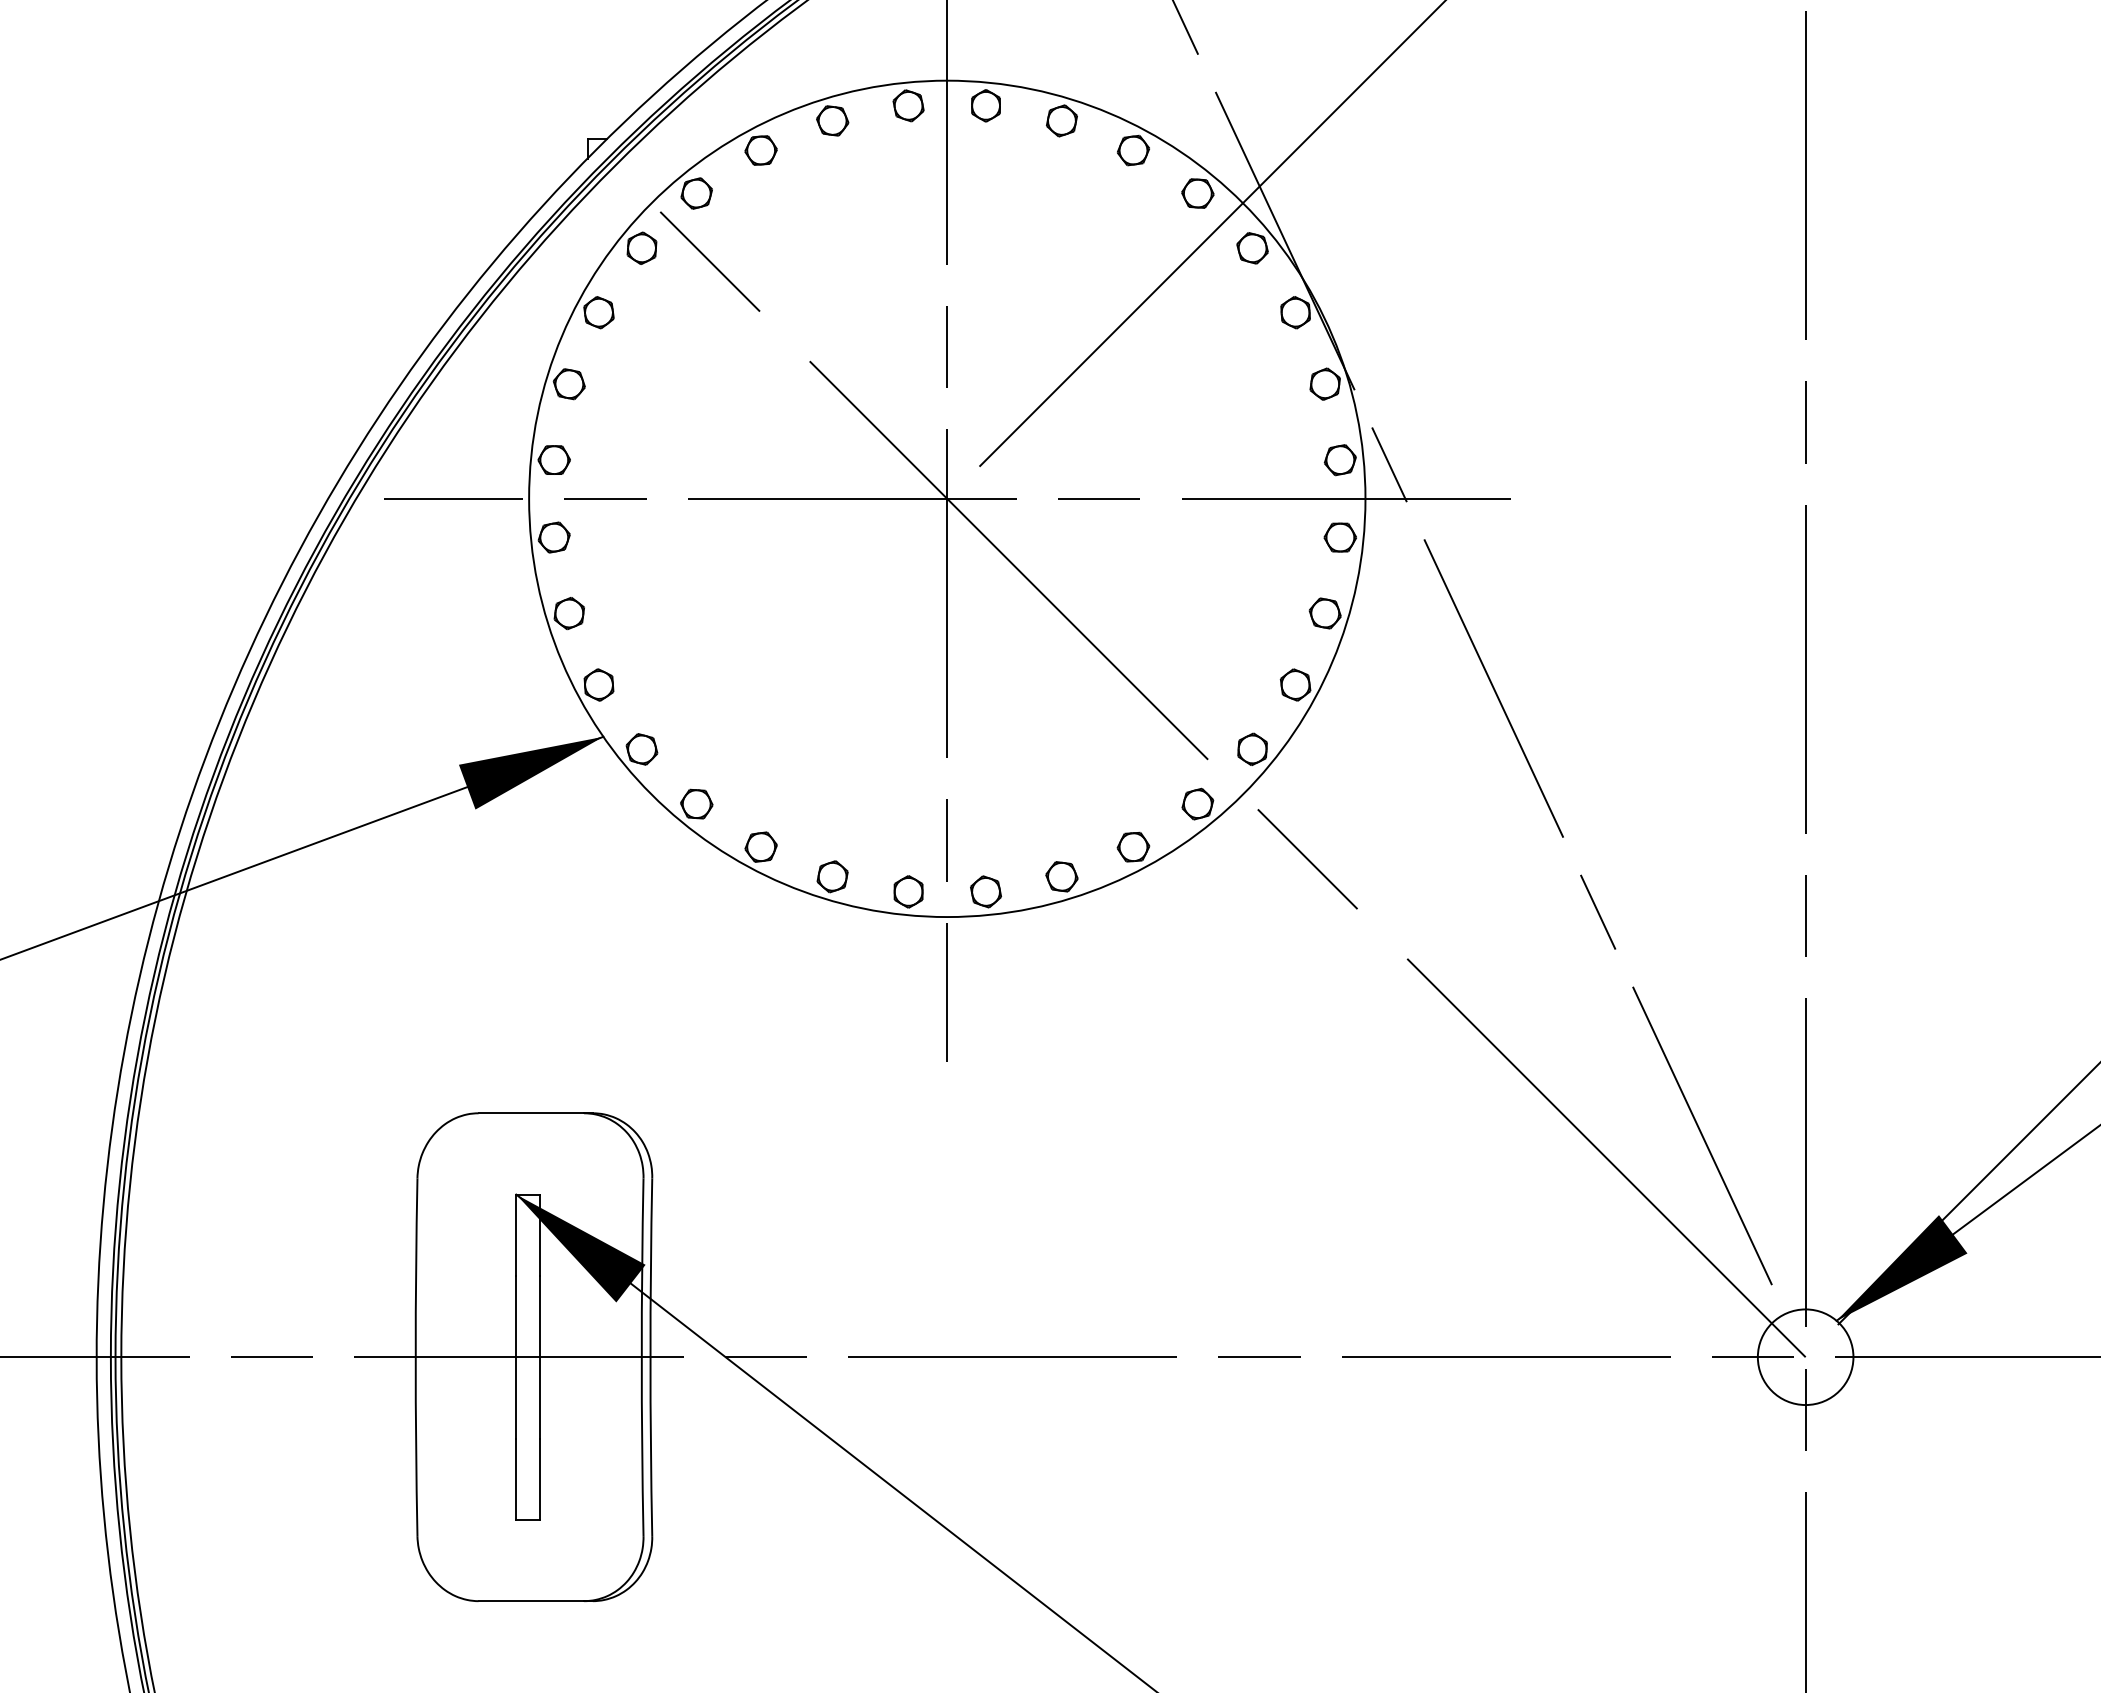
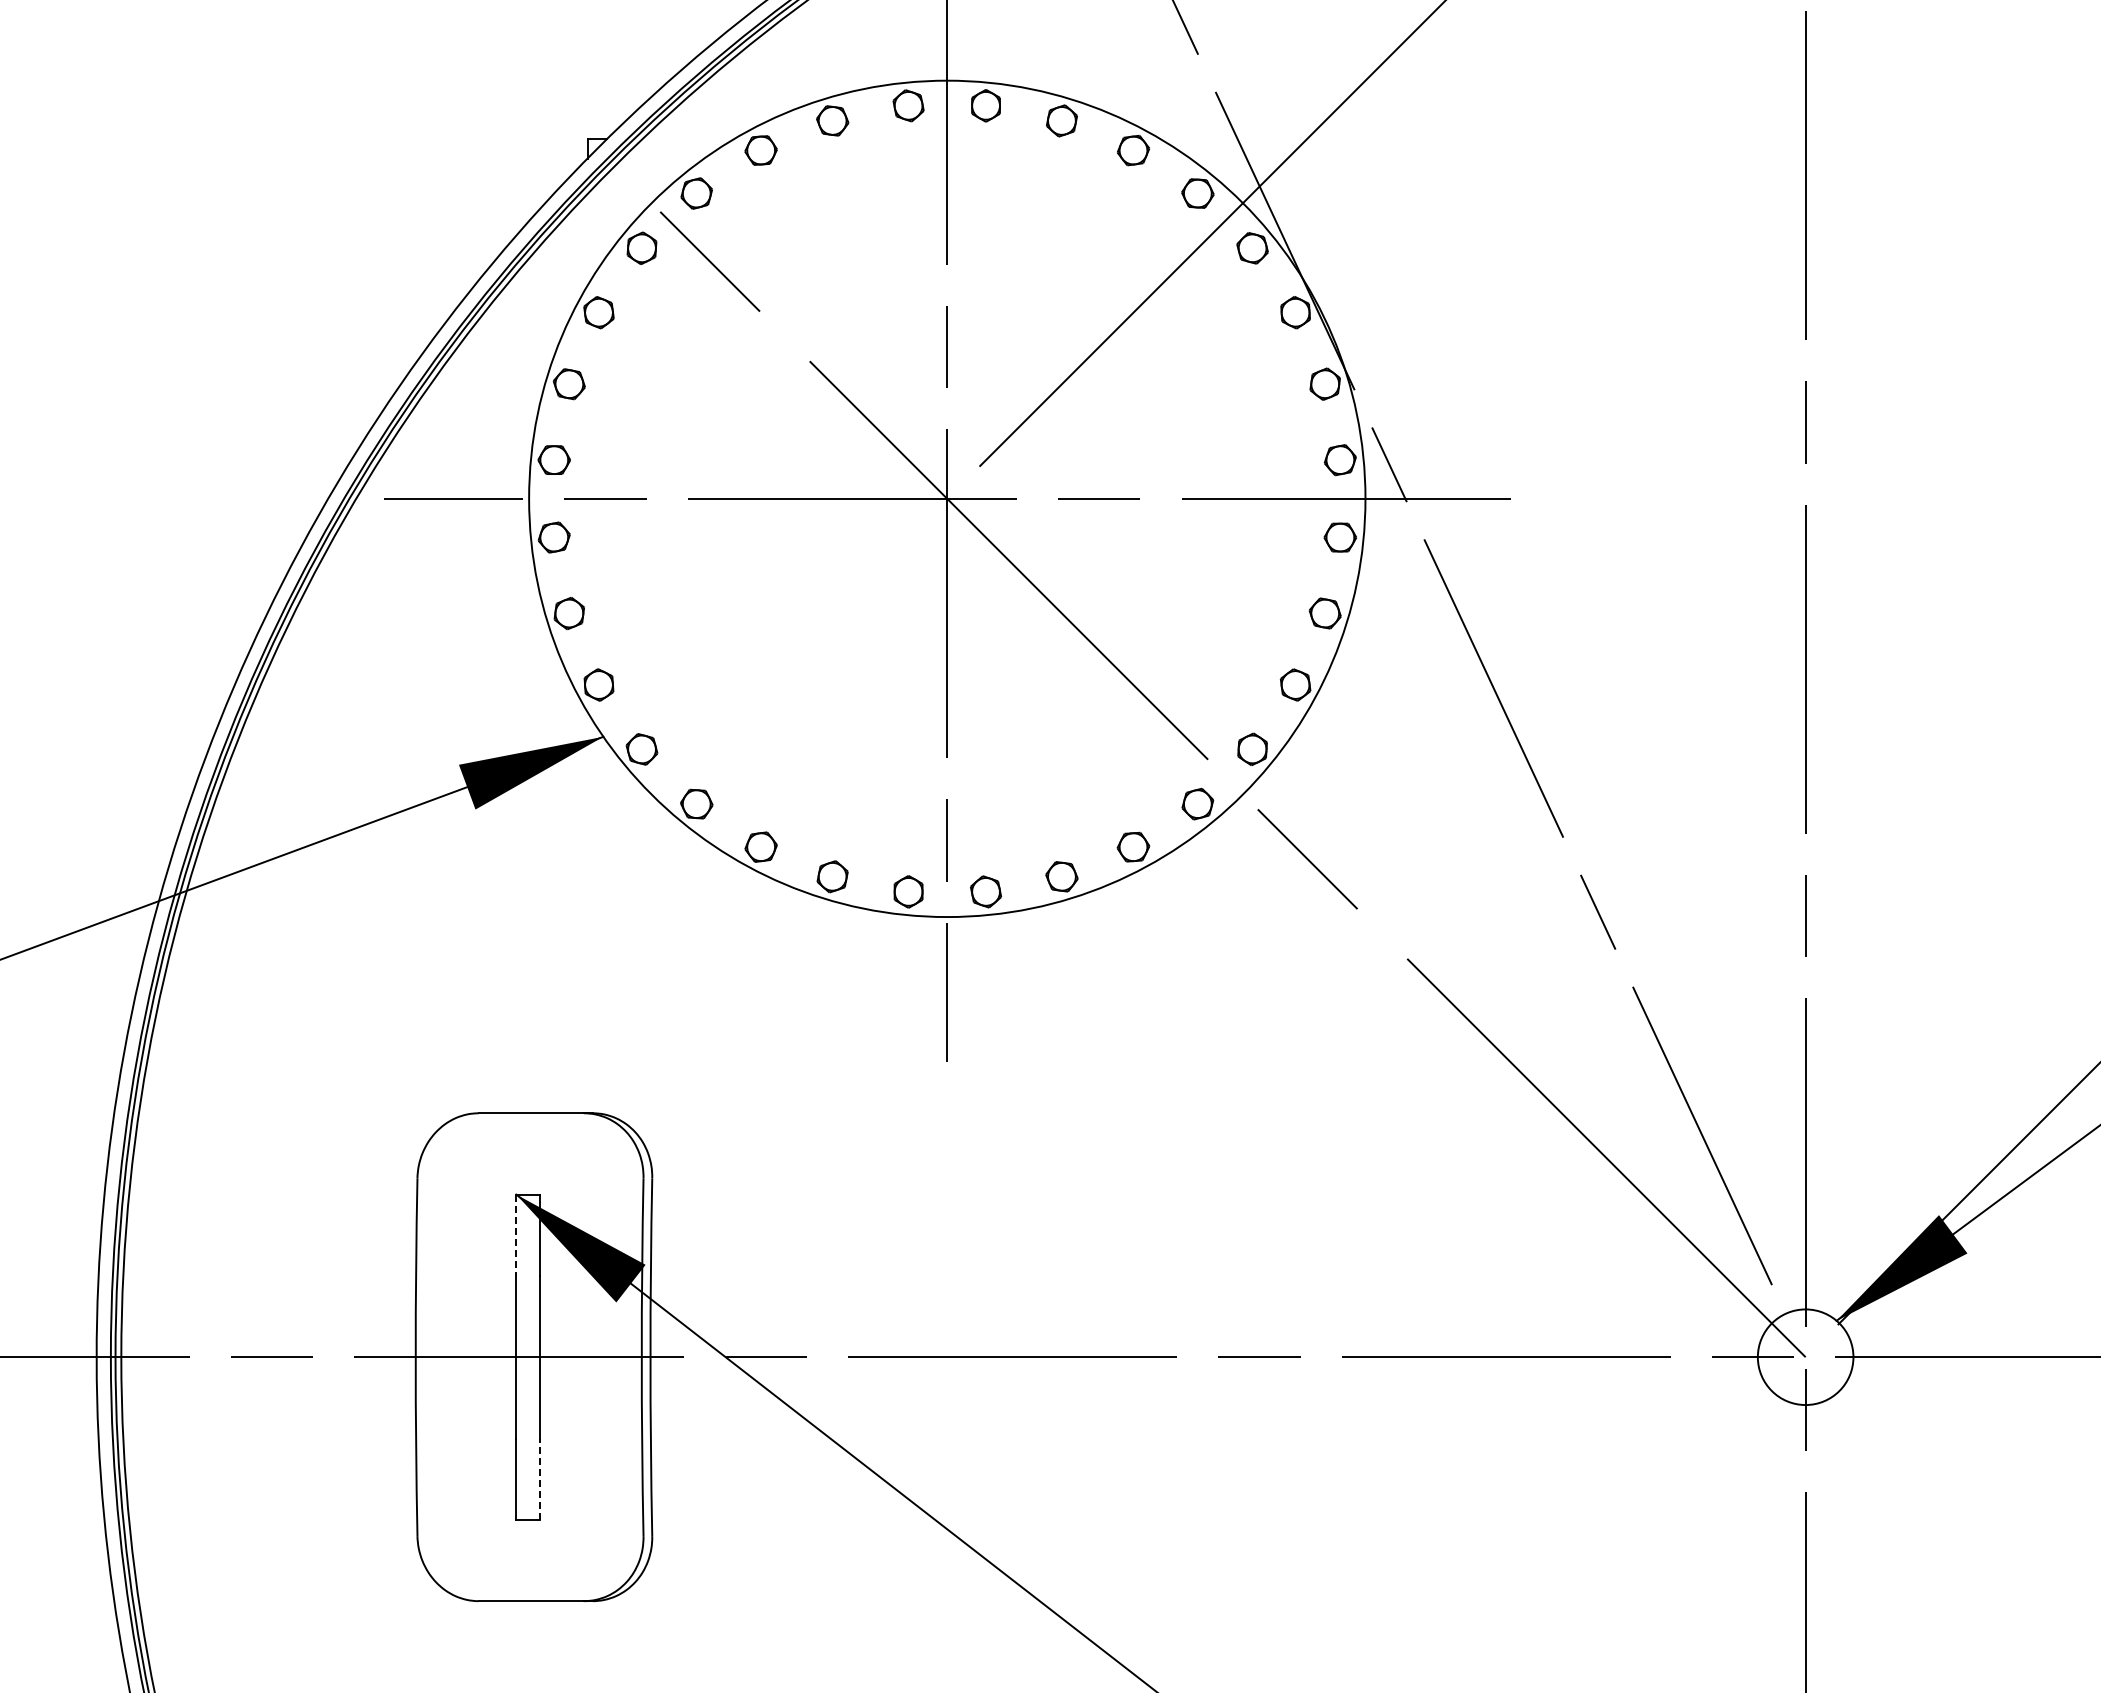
line: solid -> dashed (516, 1235)
line: solid -> dashed (539, 1479)
